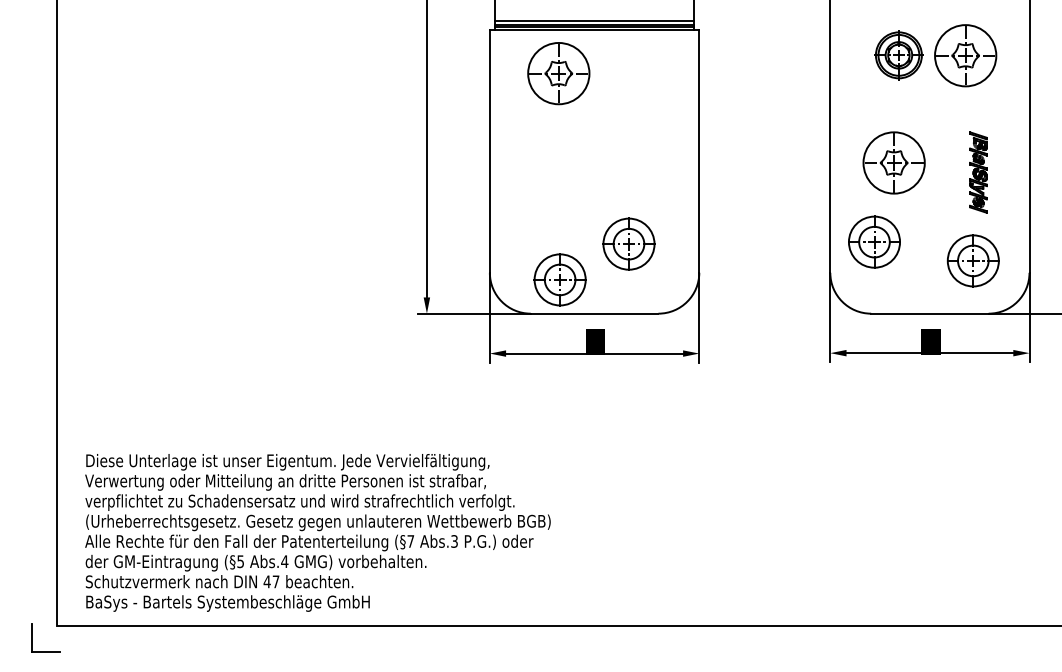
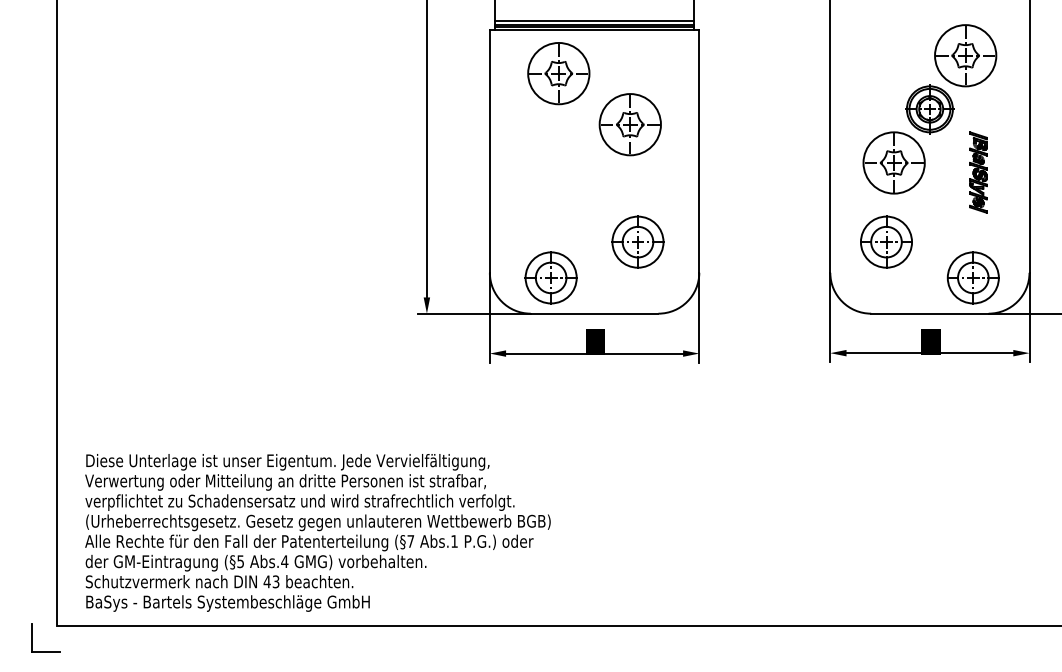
part position: (898, 55) -> (929, 109) (929, 109)
part: none -> present (629, 124)
part position: (874, 241) -> (886, 241) (886, 241)
part position: (628, 243) -> (637, 241) (637, 241)
part position: (972, 260) -> (972, 277) (972, 277)
part position: (559, 279) -> (550, 277) (550, 277)
text: Abs.3 -> Abs.1 (454, 541)
text: 47 -> 43 (275, 581)
